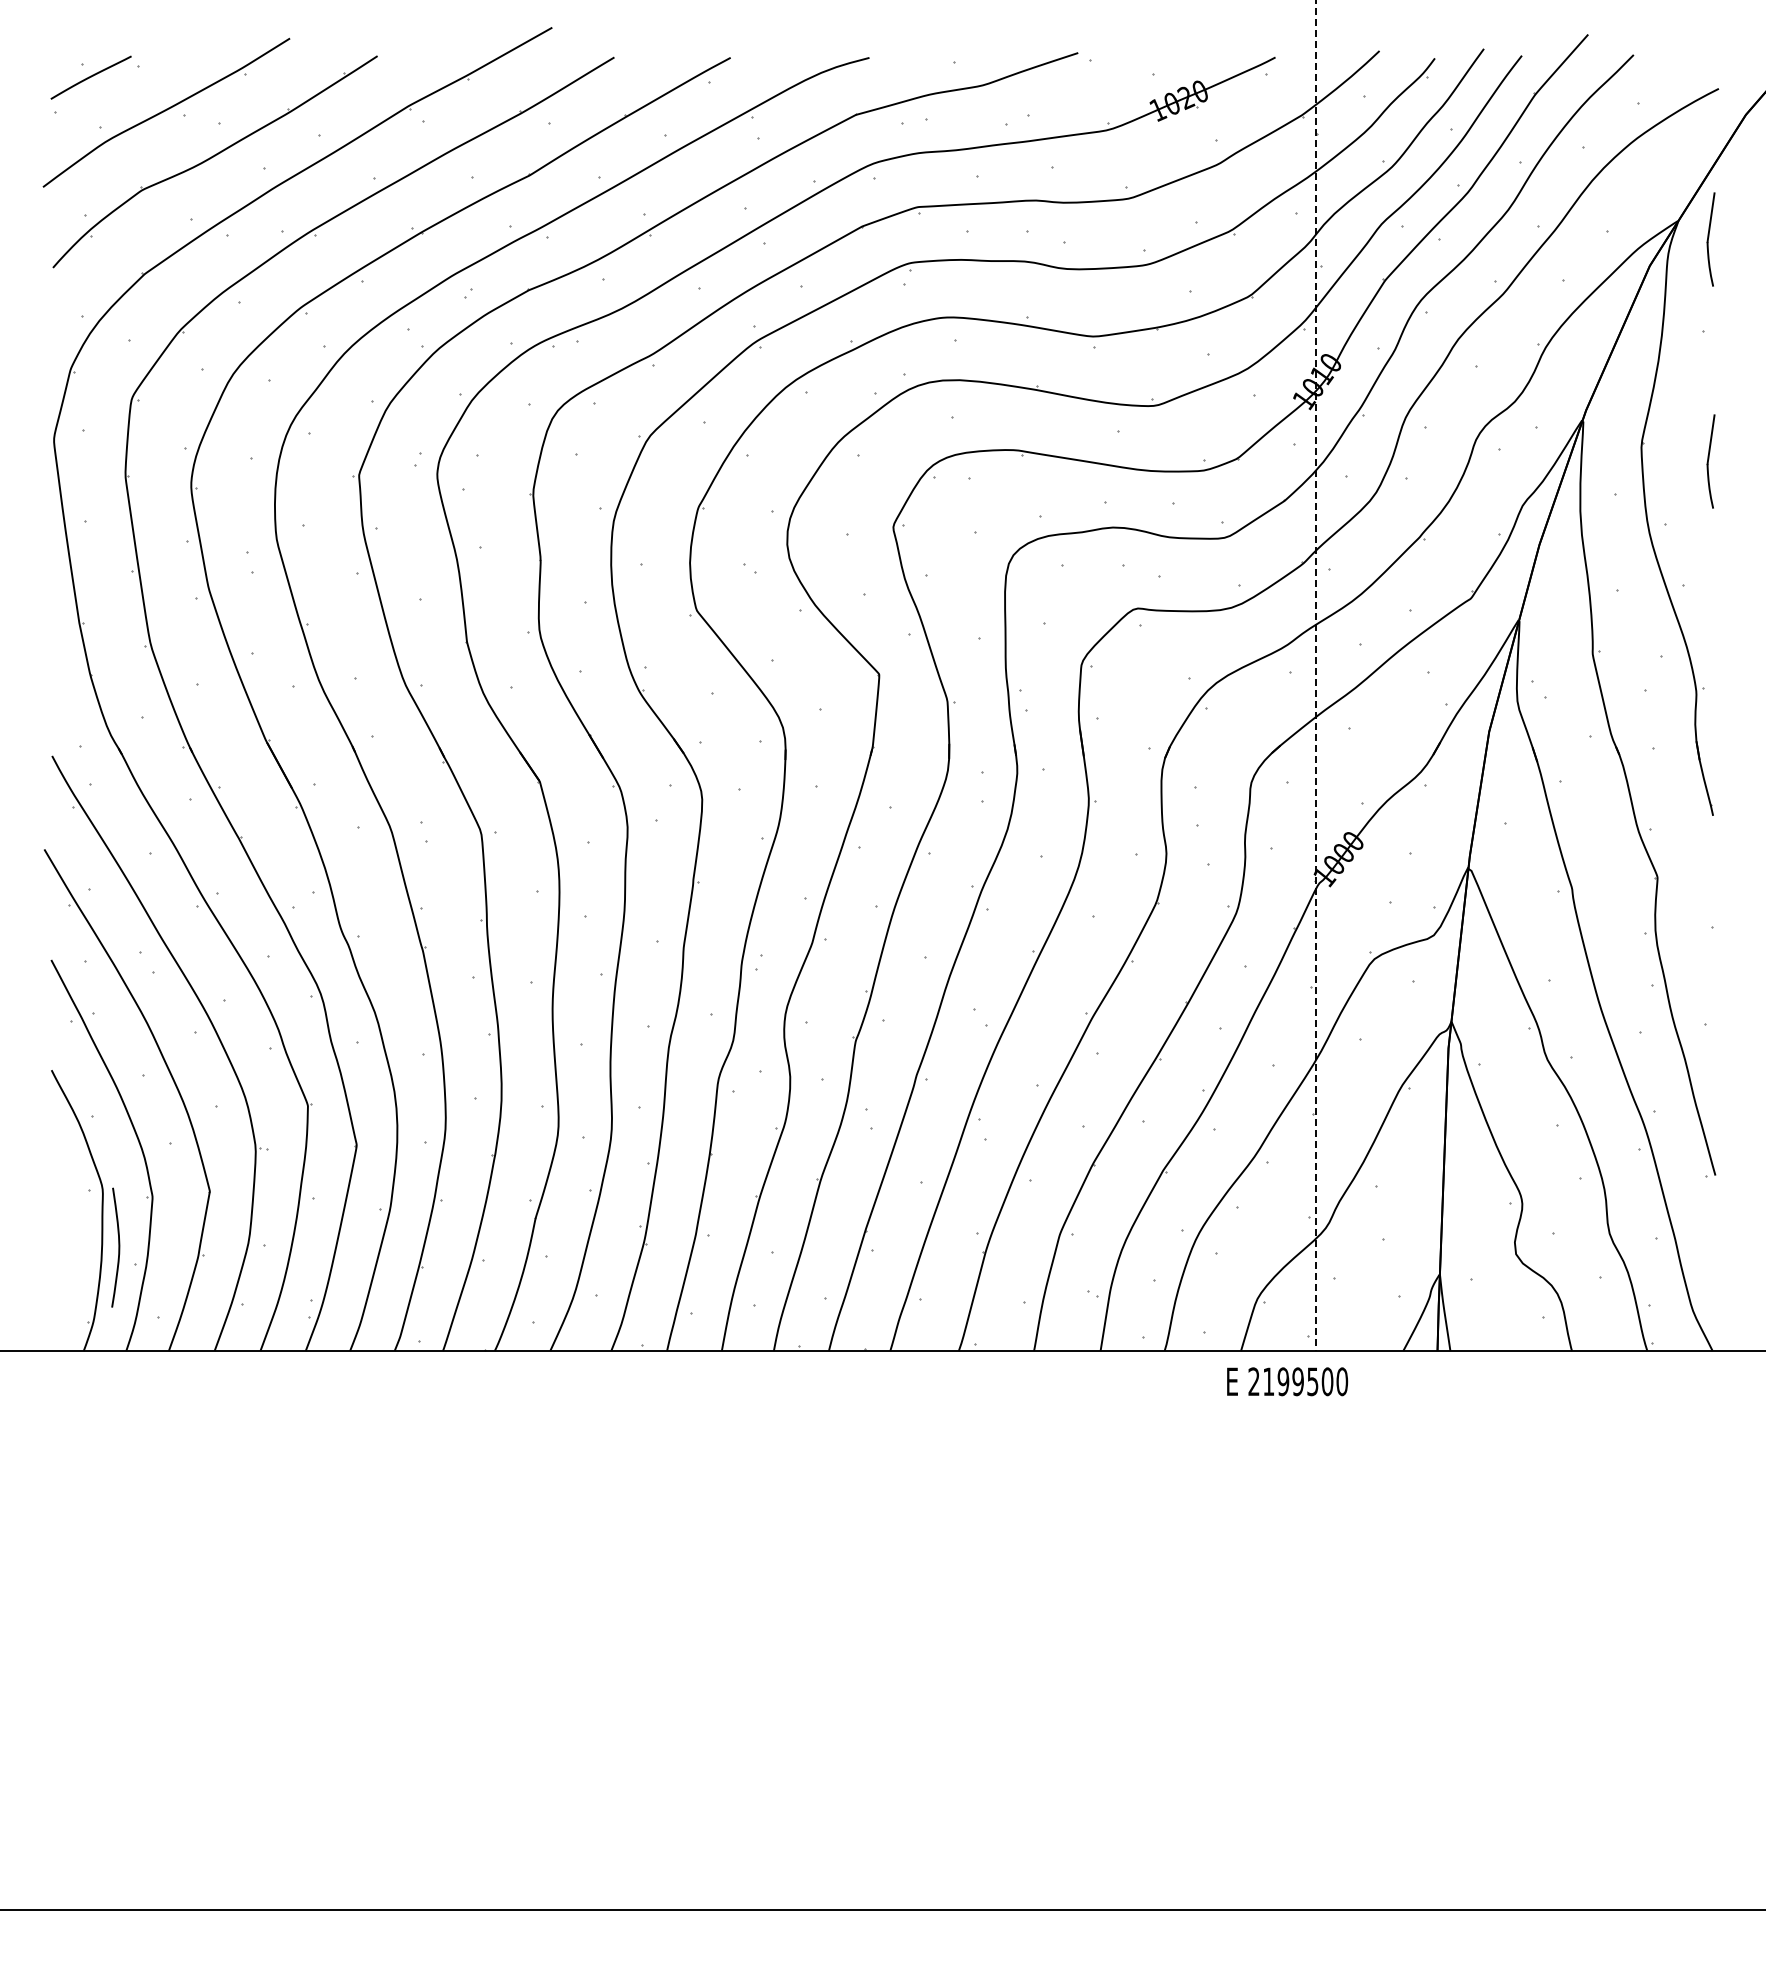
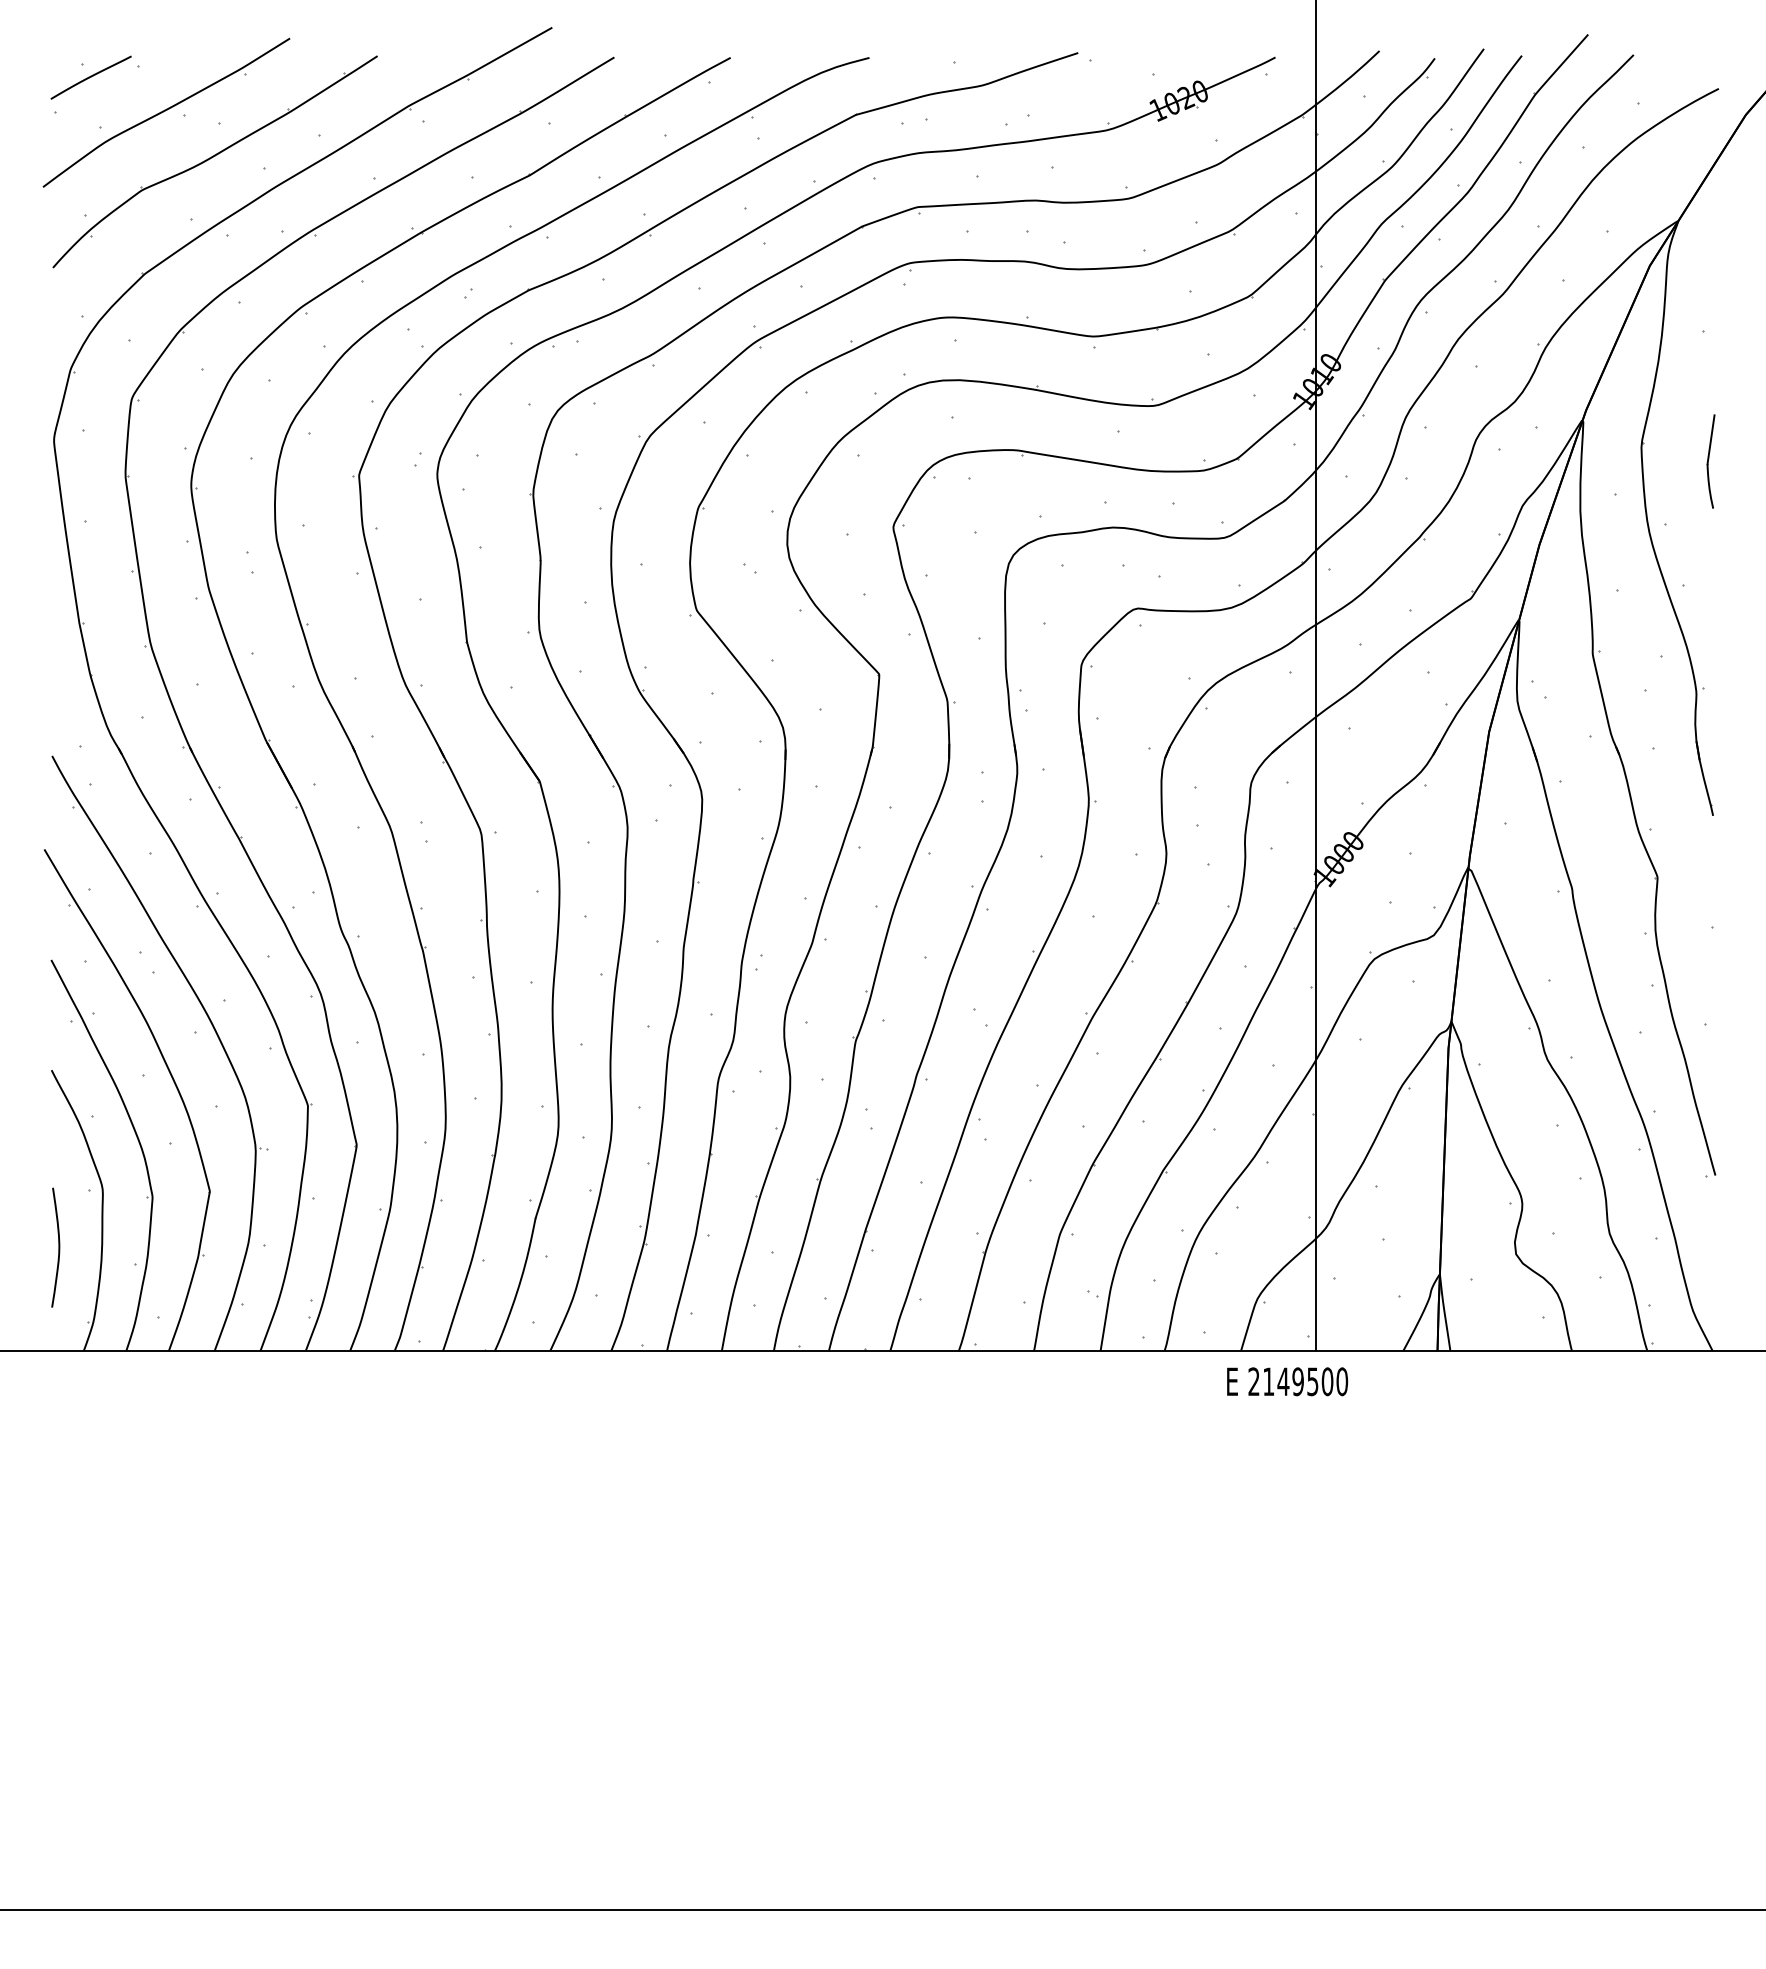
part: present -> none (1710, 239)
line: dashed -> solid (1315, 675)
curve position: (118, 1247) -> (58, 1247) (58, 1247)
text: 2199500 -> 2149500 (1283, 1381)
